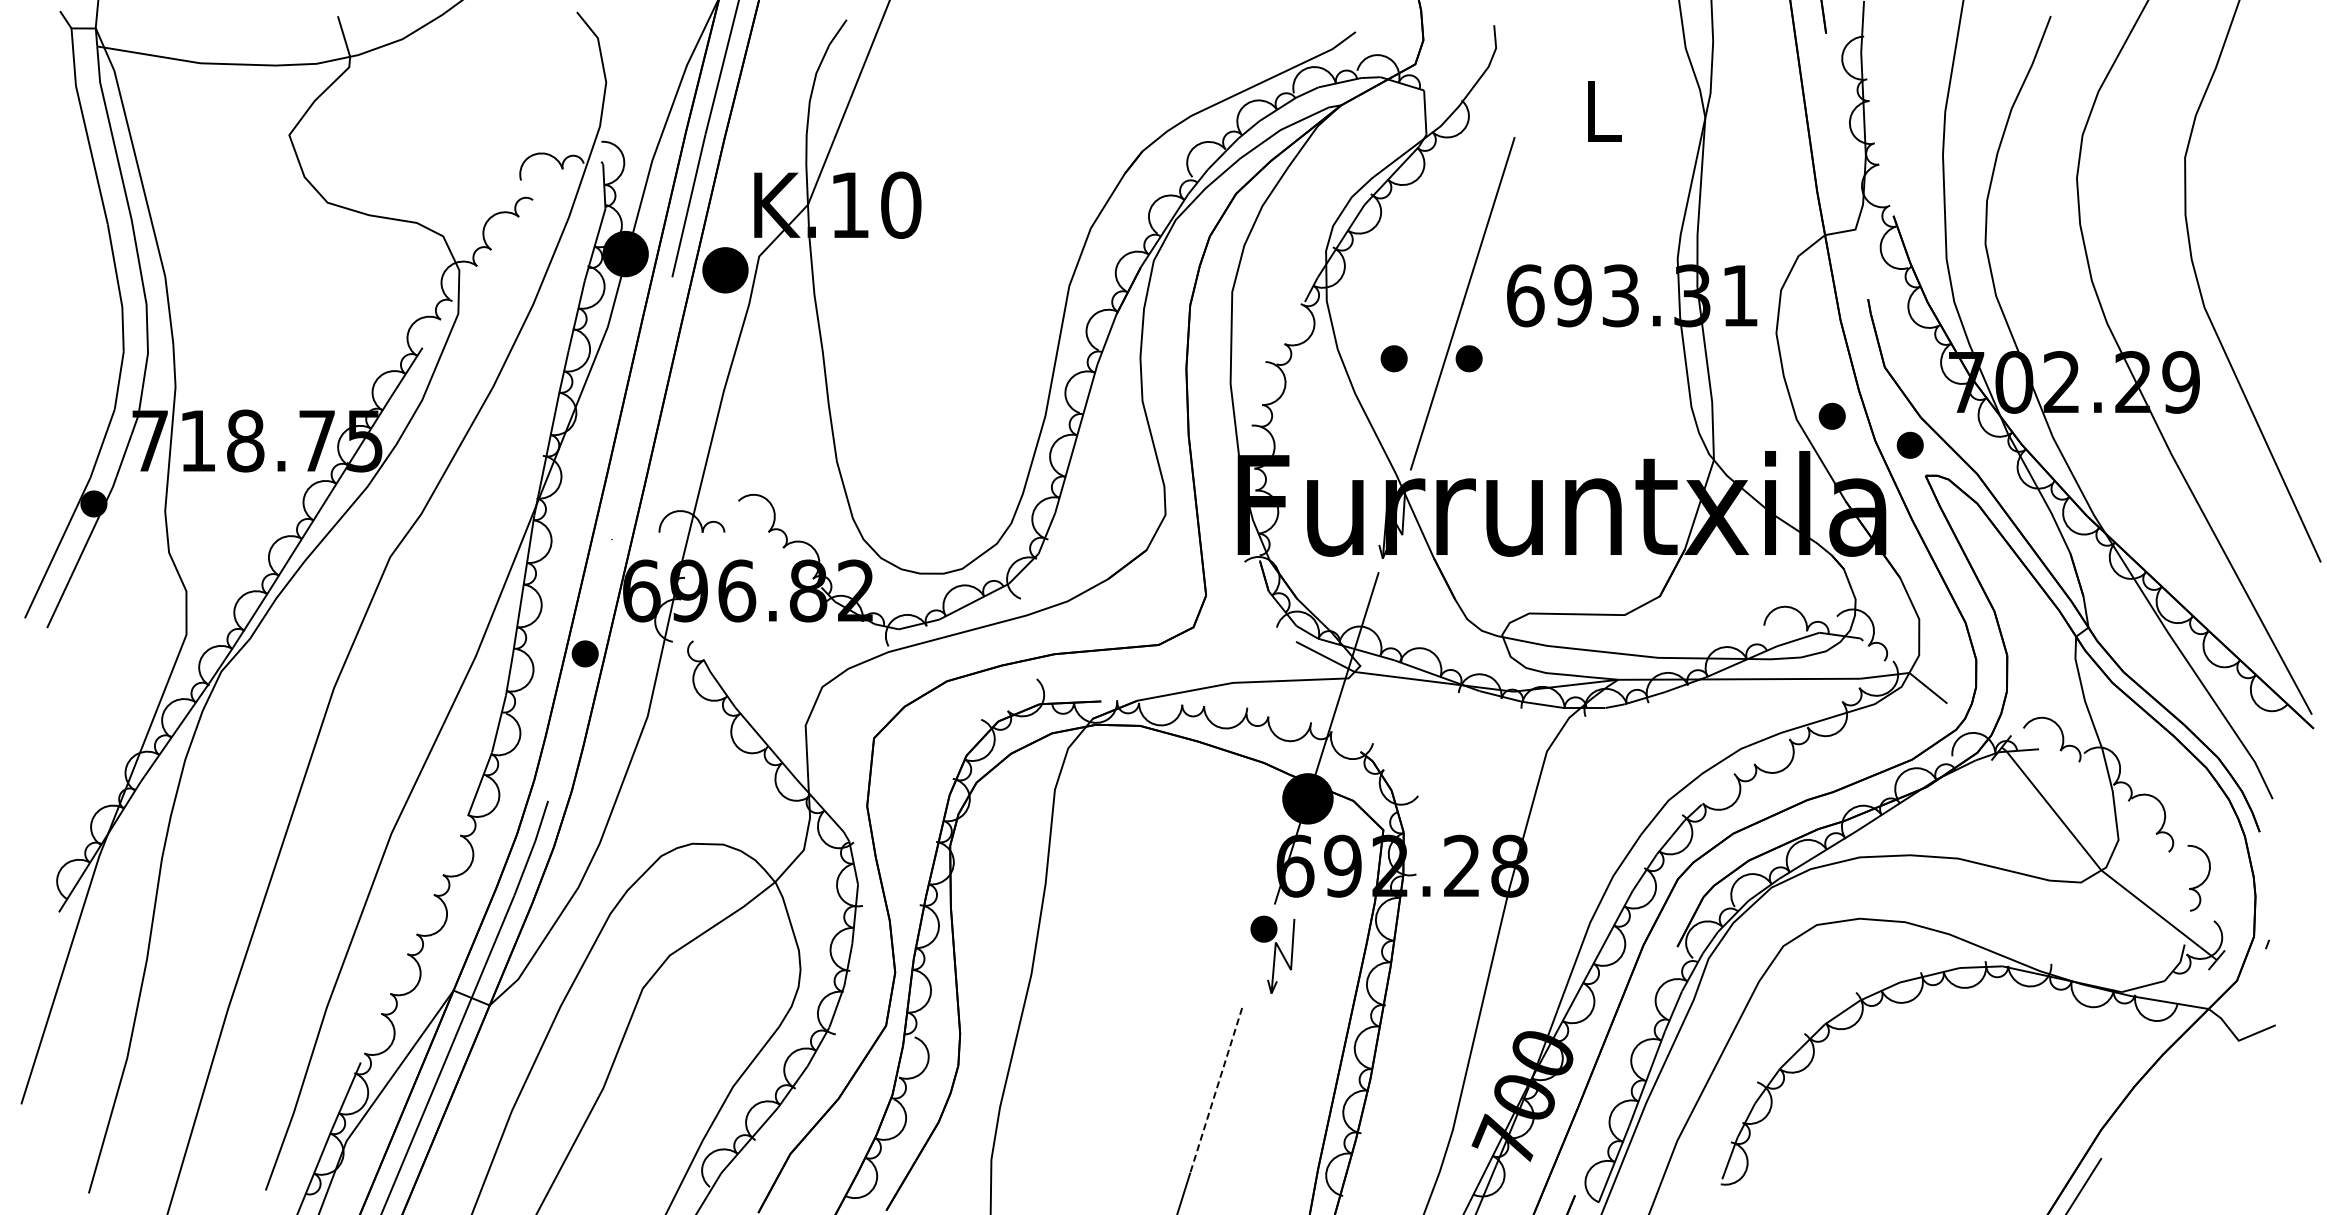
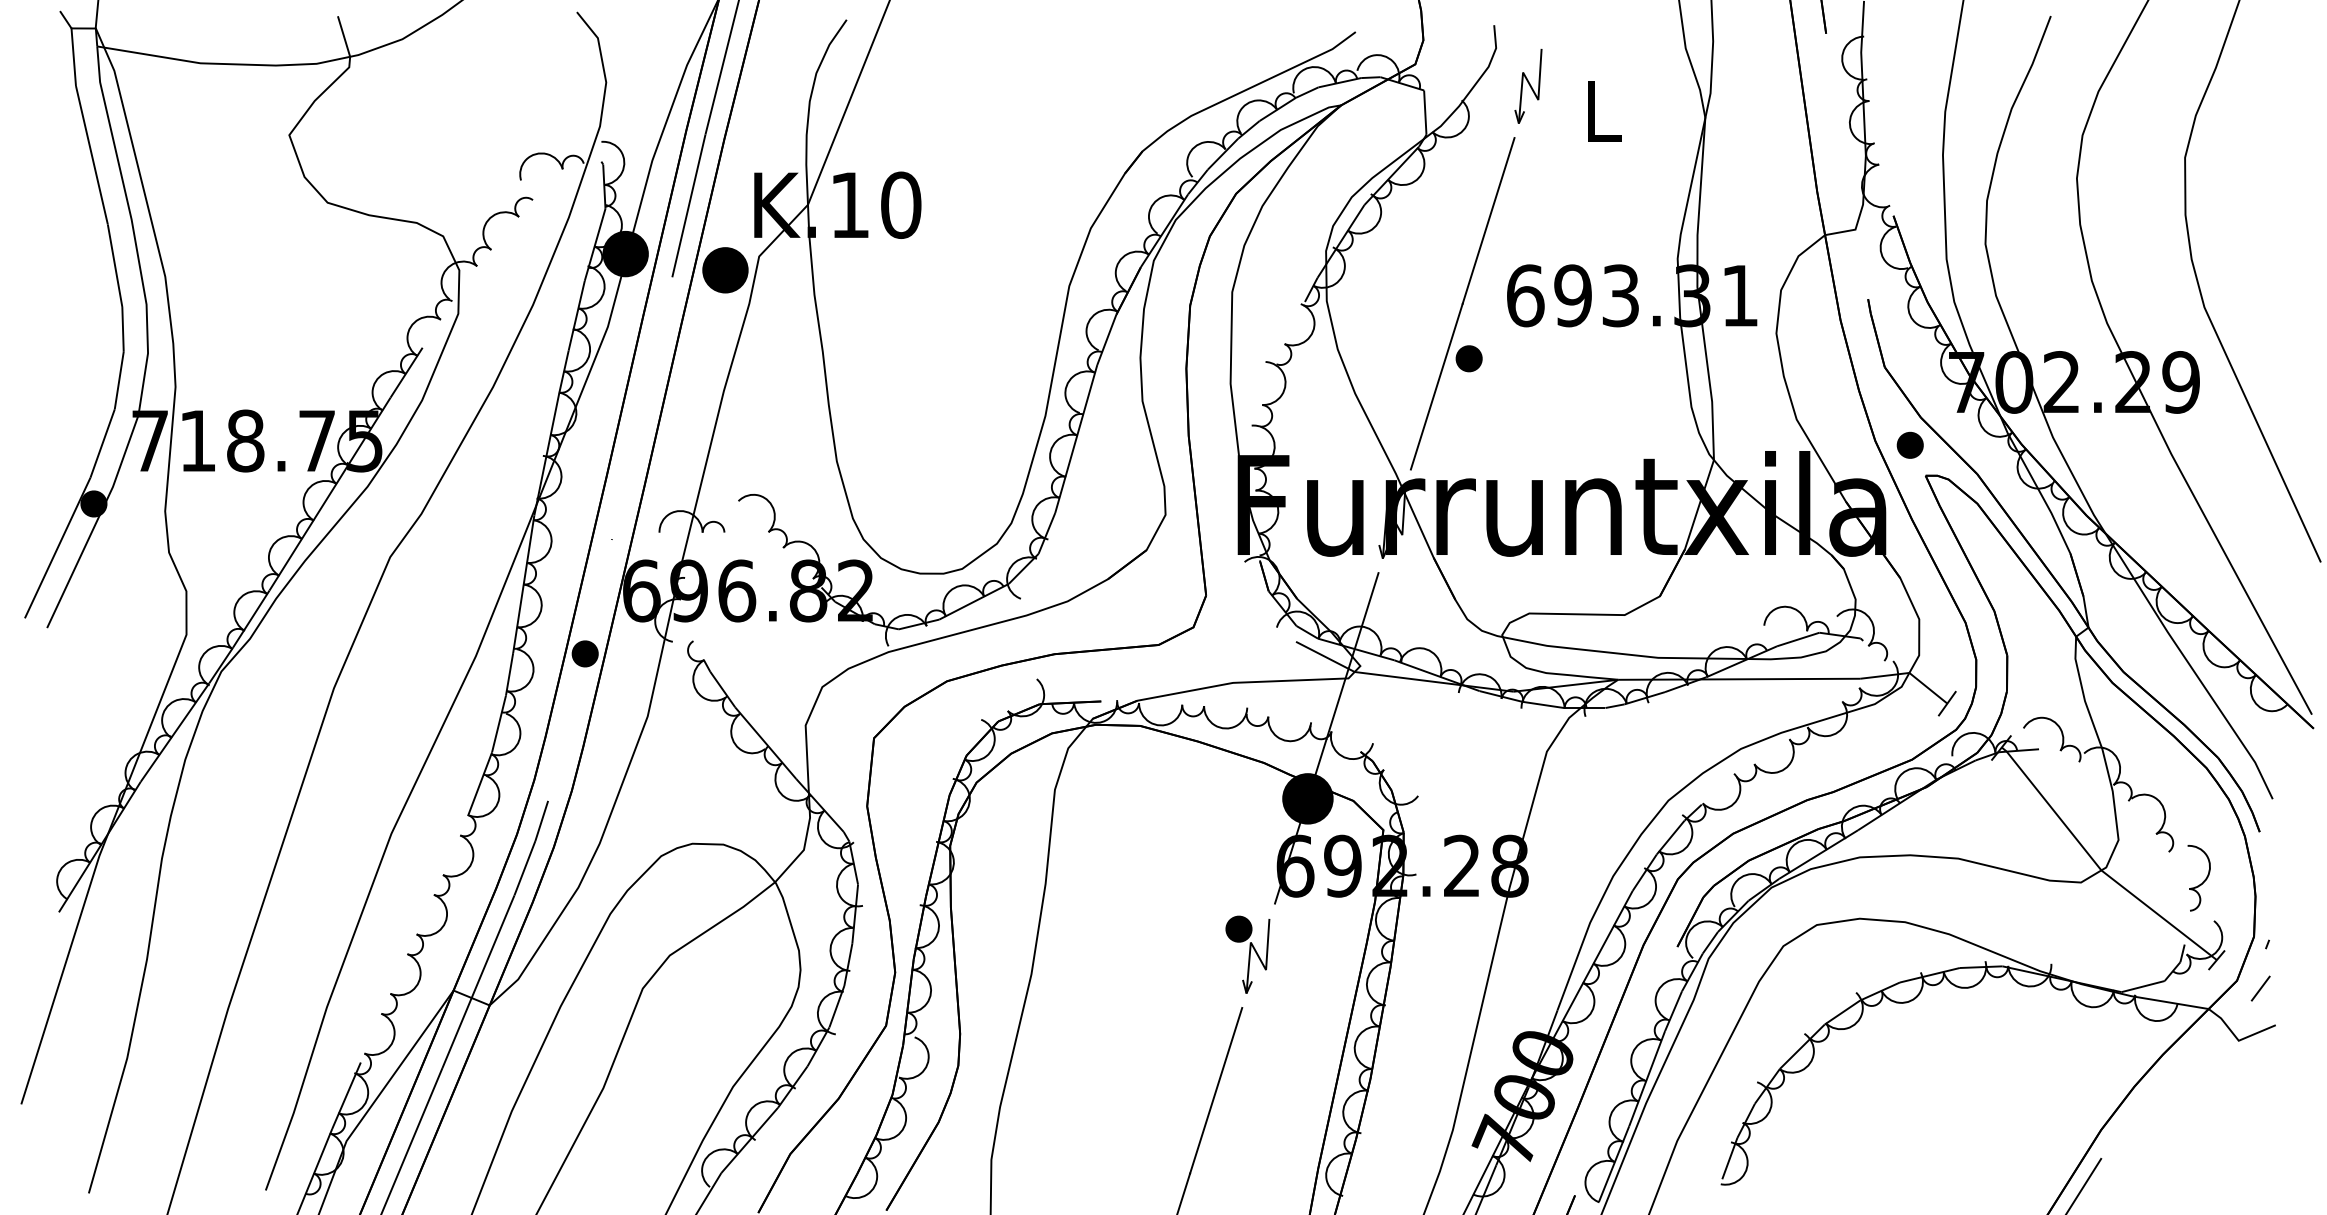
part: none -> present (1528, 85)
part: present -> none (1393, 358)
part: present -> none (1831, 415)
line: none -> present (1947, 703)
part position: (1272, 954) -> (1247, 954) (1247, 954)
line: none -> present (2260, 988)
line: dashed -> solid (1216, 1090)
